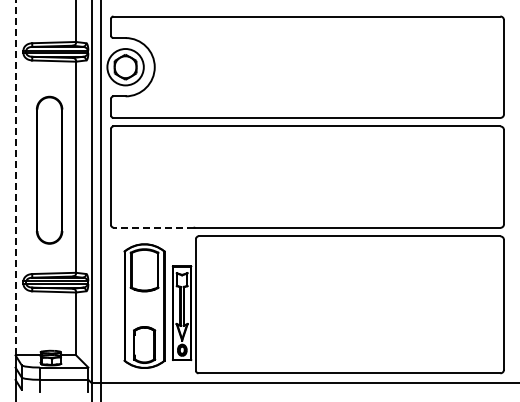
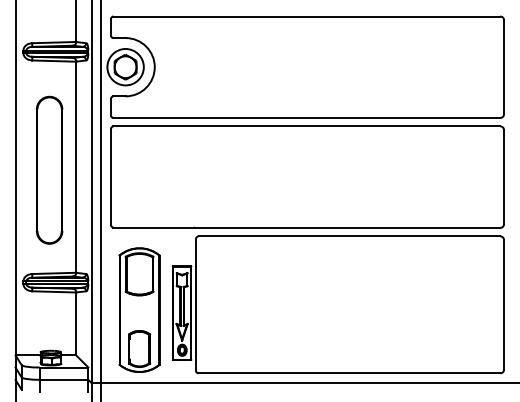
line: dashed -> solid (15, 177)
line: dashed -> solid (153, 227)
part position: (144, 305) -> (139, 309) (139, 309)
